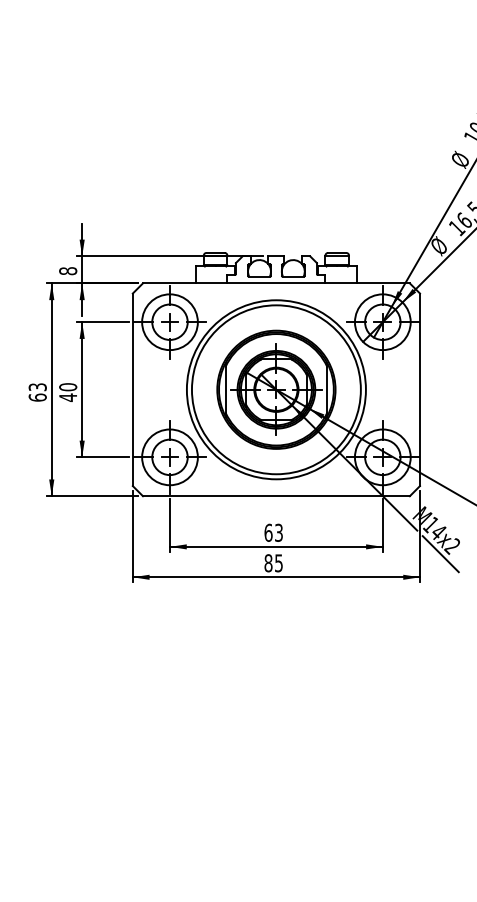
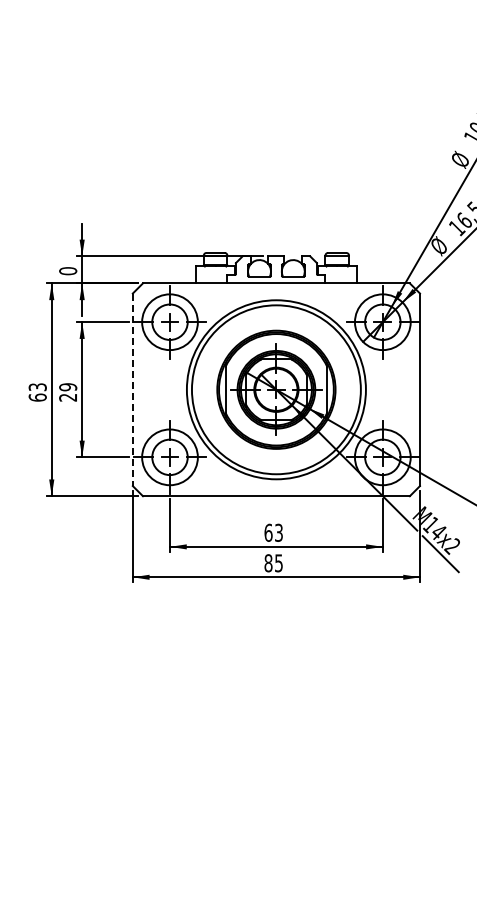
text: 8 -> 0 (67, 271)
line: solid -> dashed (132, 390)
text: 40 -> 29 (68, 392)
